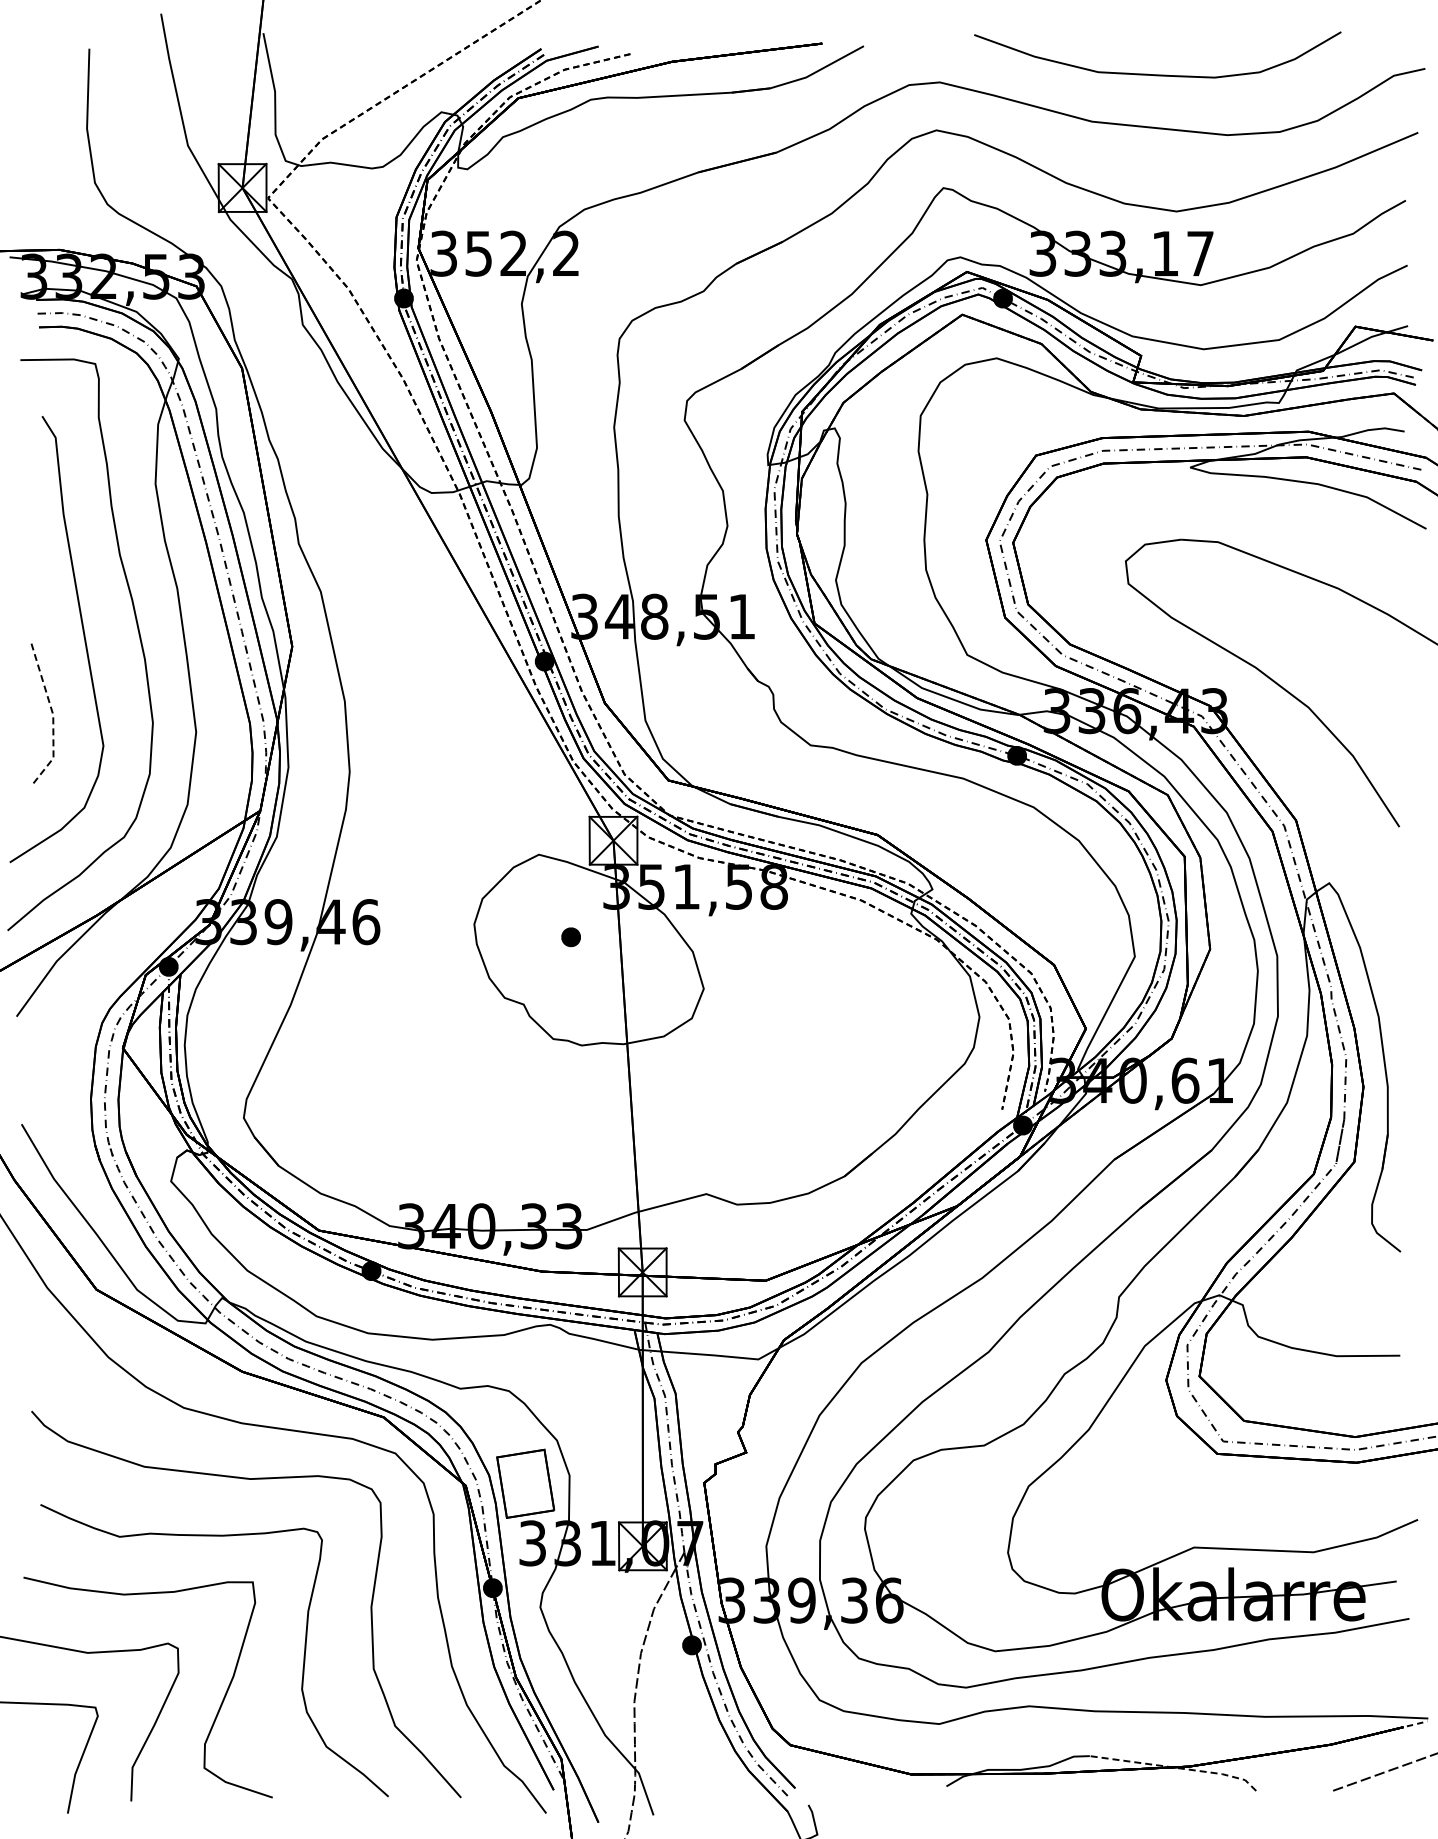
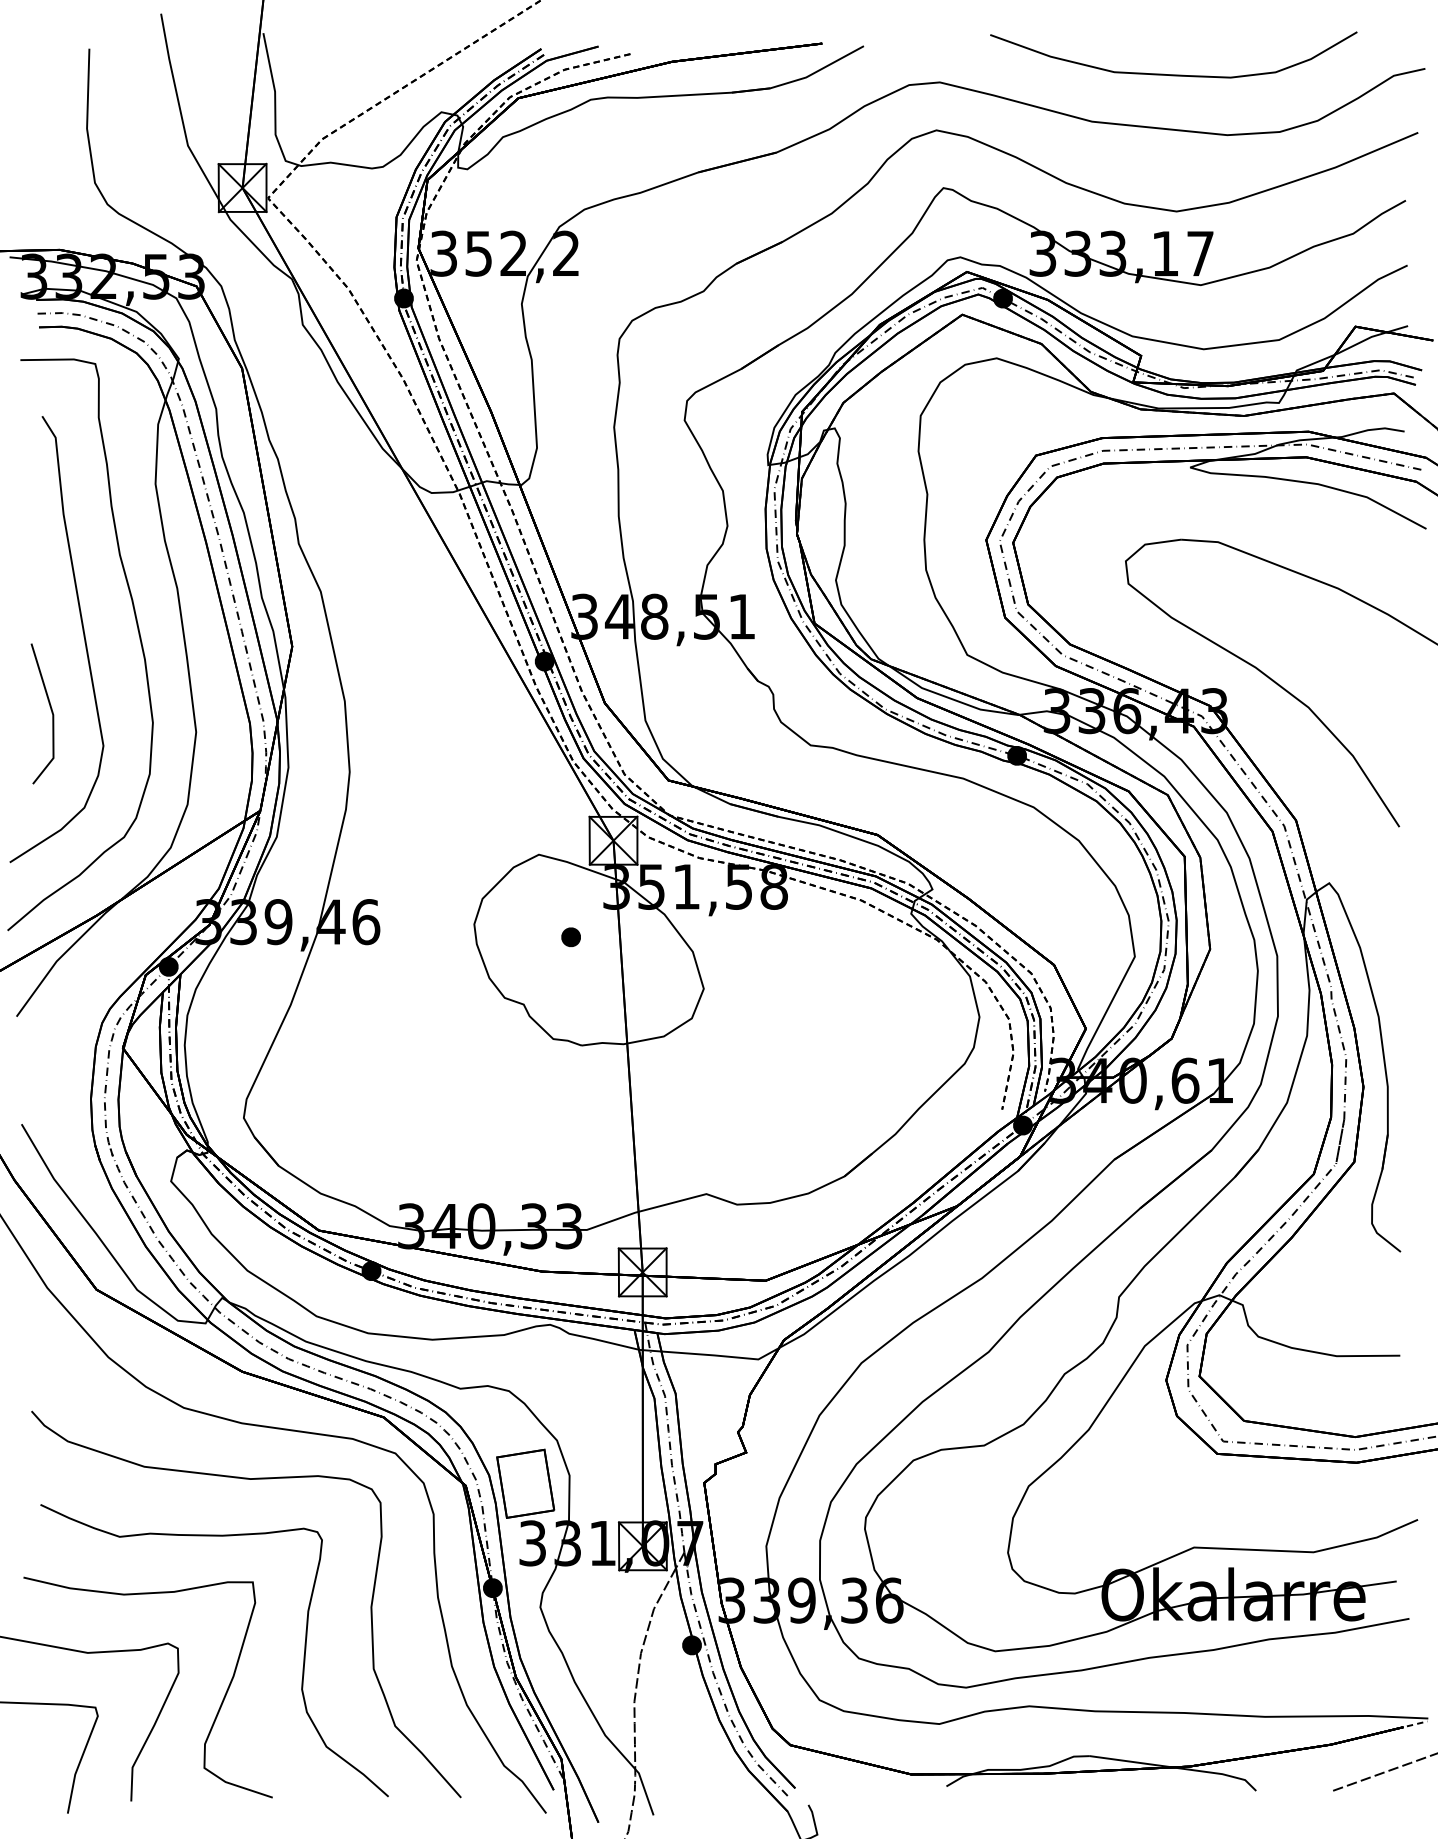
curve position: (1157, 74) -> (1173, 74) (1173, 74)
line: dashed -> solid (53, 716)
line: dashed -> solid (1176, 1767)
